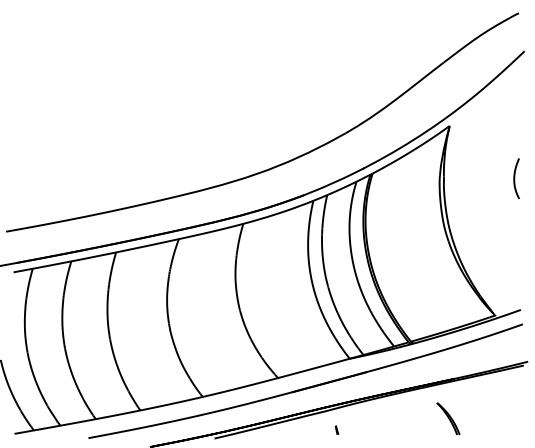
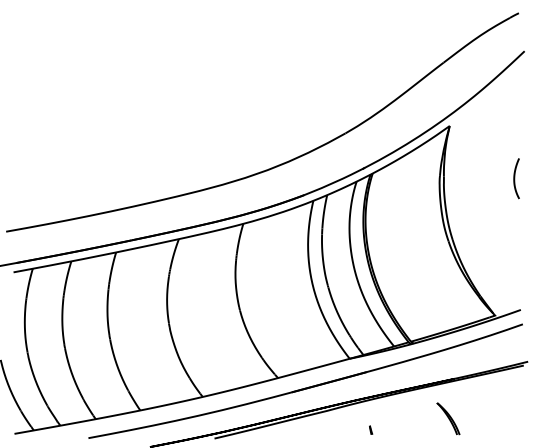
part position: (337, 429) -> (371, 429) (371, 429)
